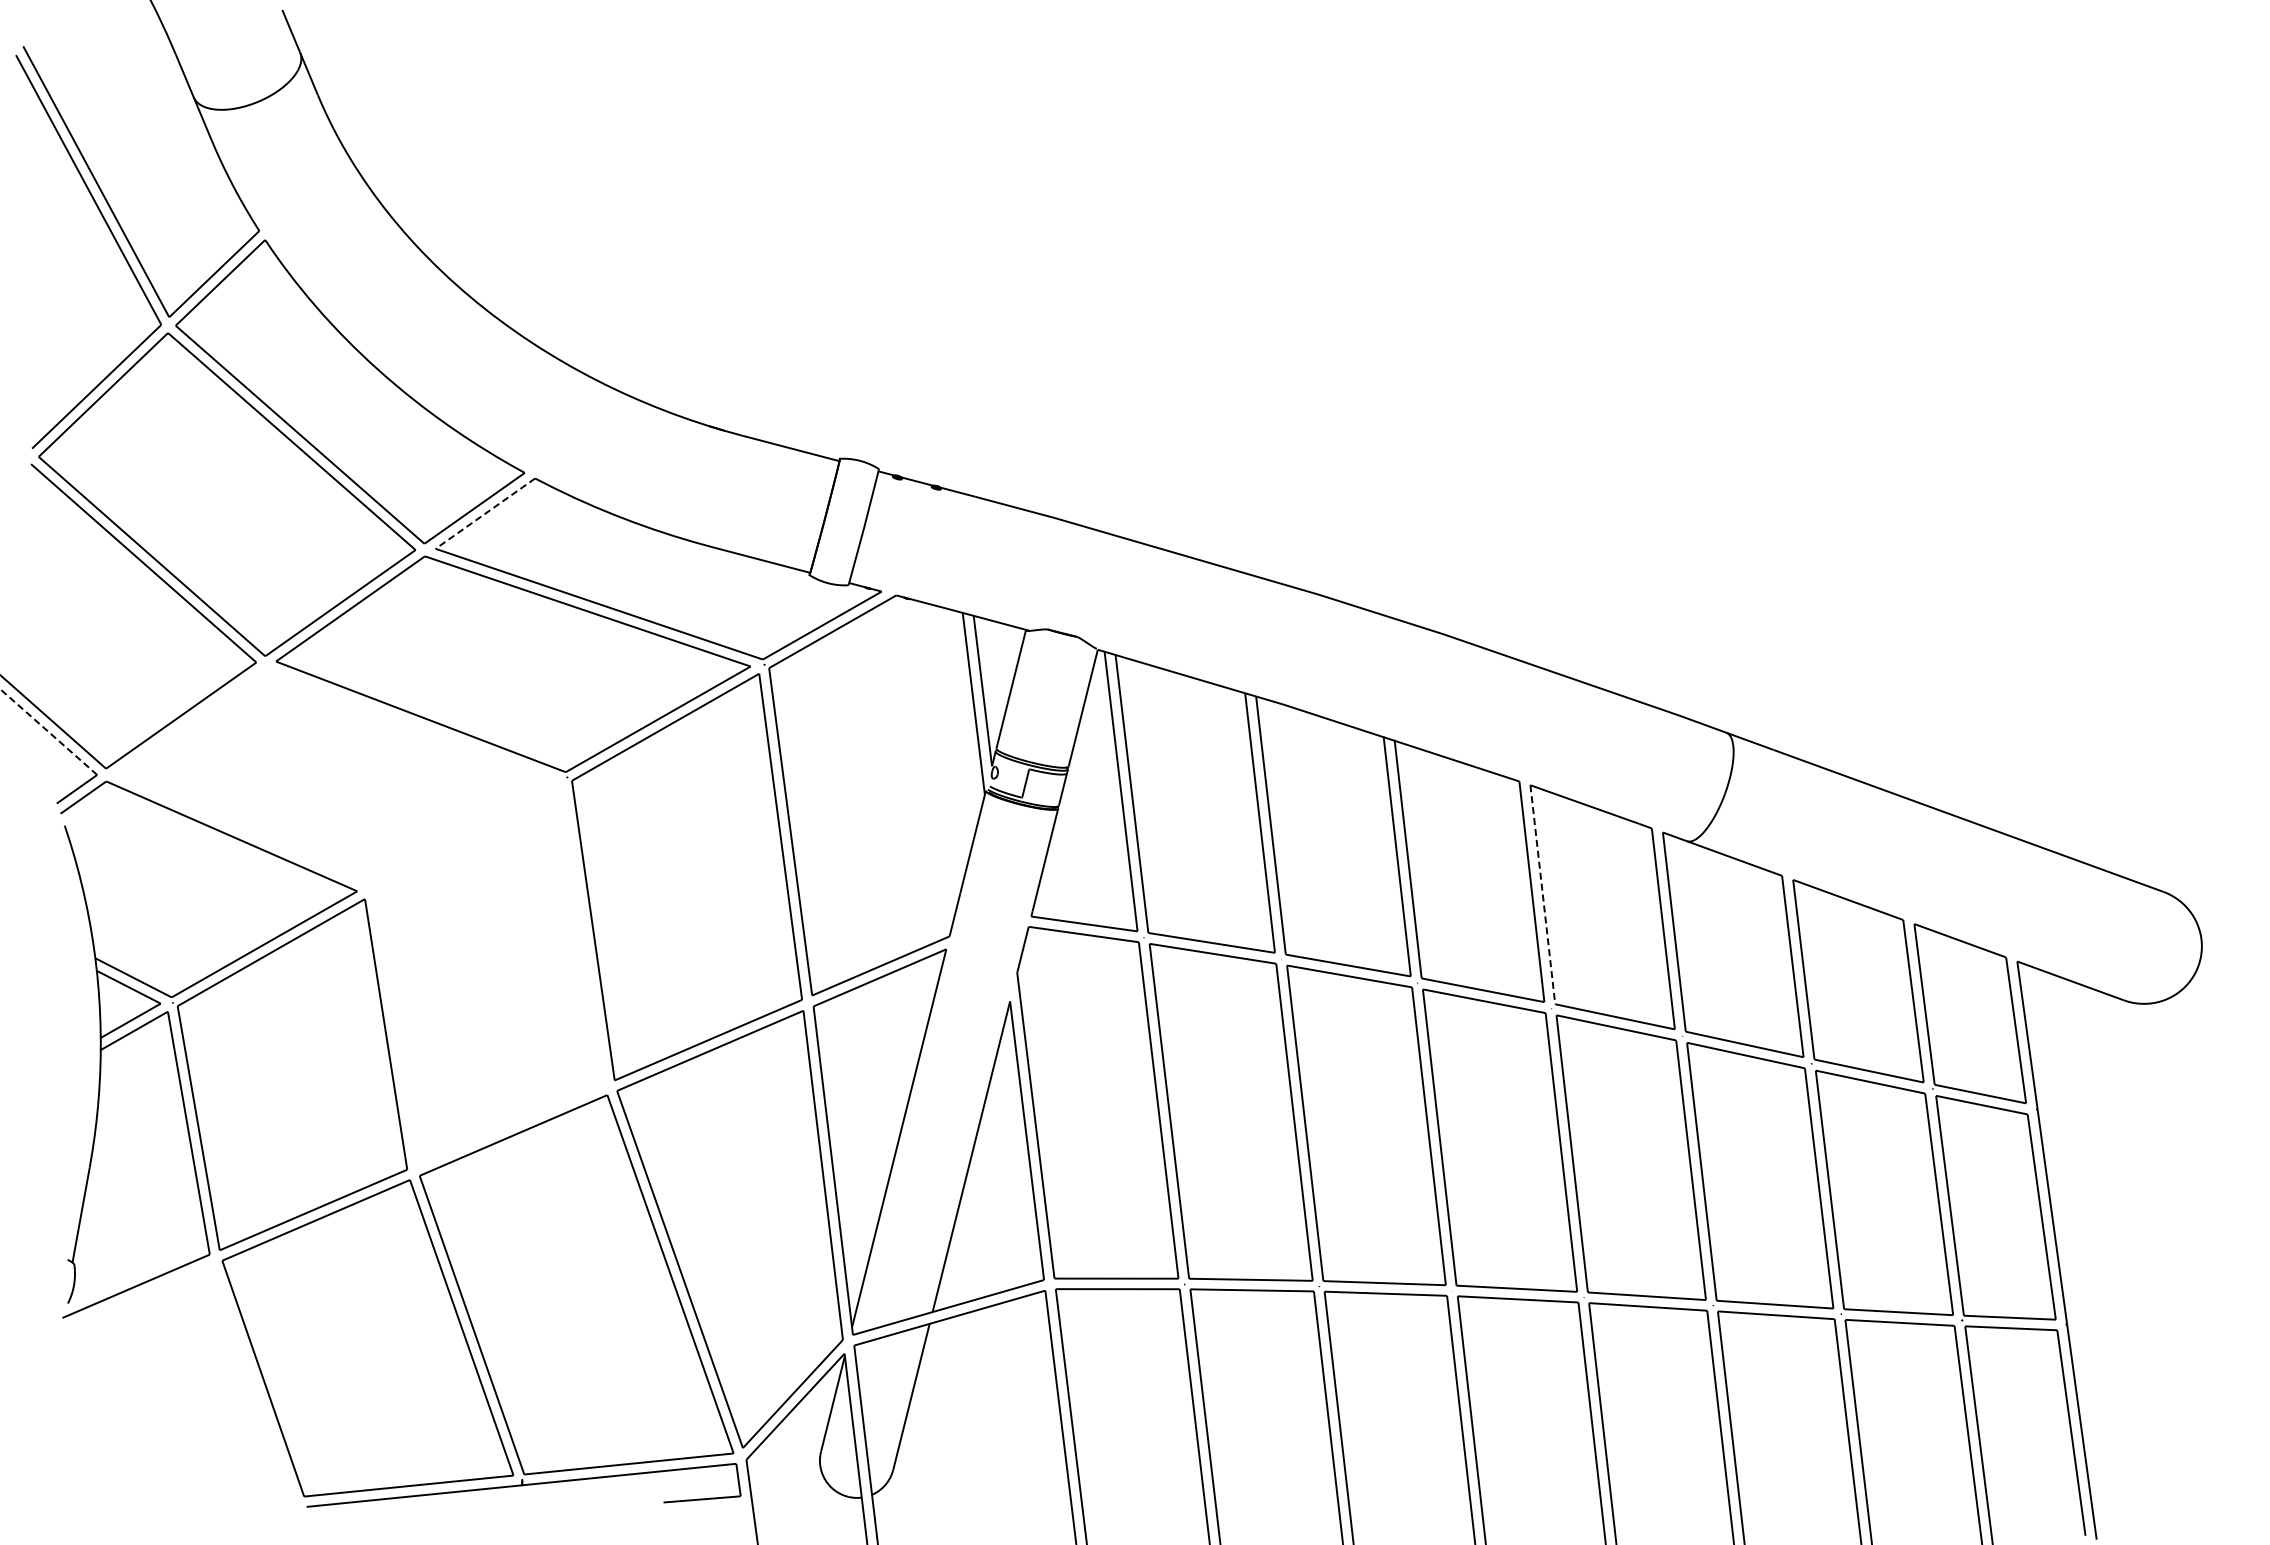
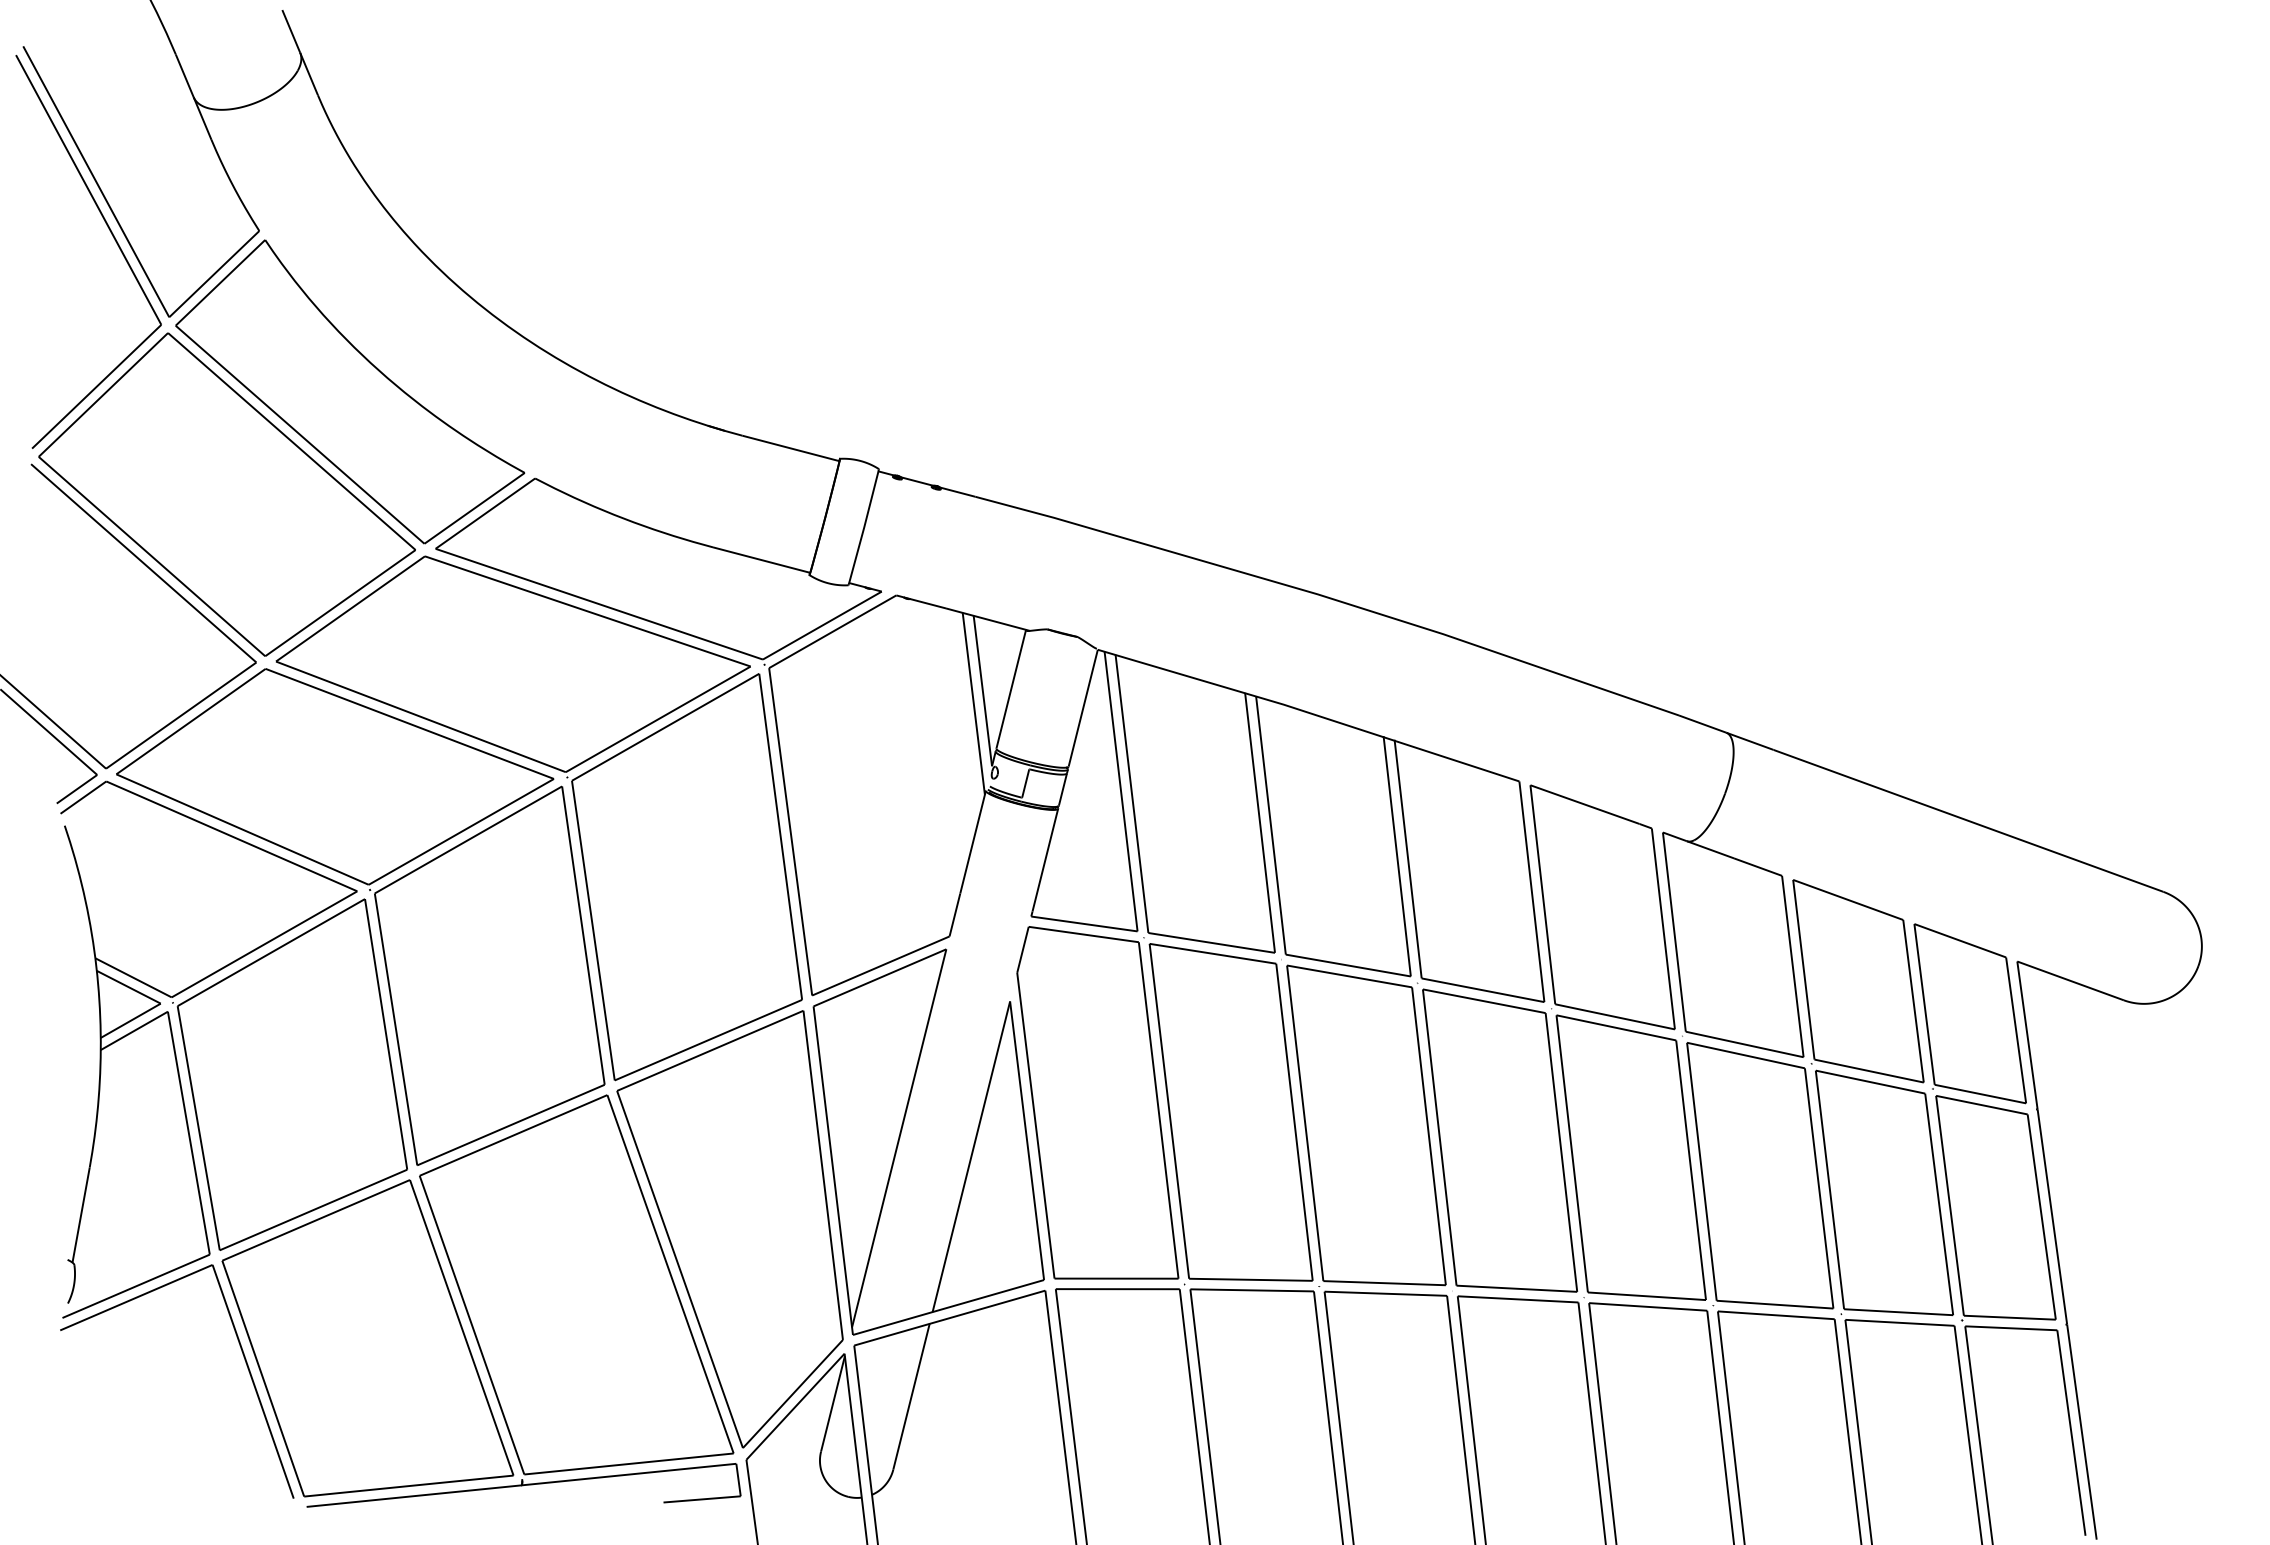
line: dashed -> solid (485, 513)
line: dashed -> solid (48, 732)
line: dashed -> solid (1542, 895)
part: none -> present (376, 912)
part: none -> present (244, 1360)
